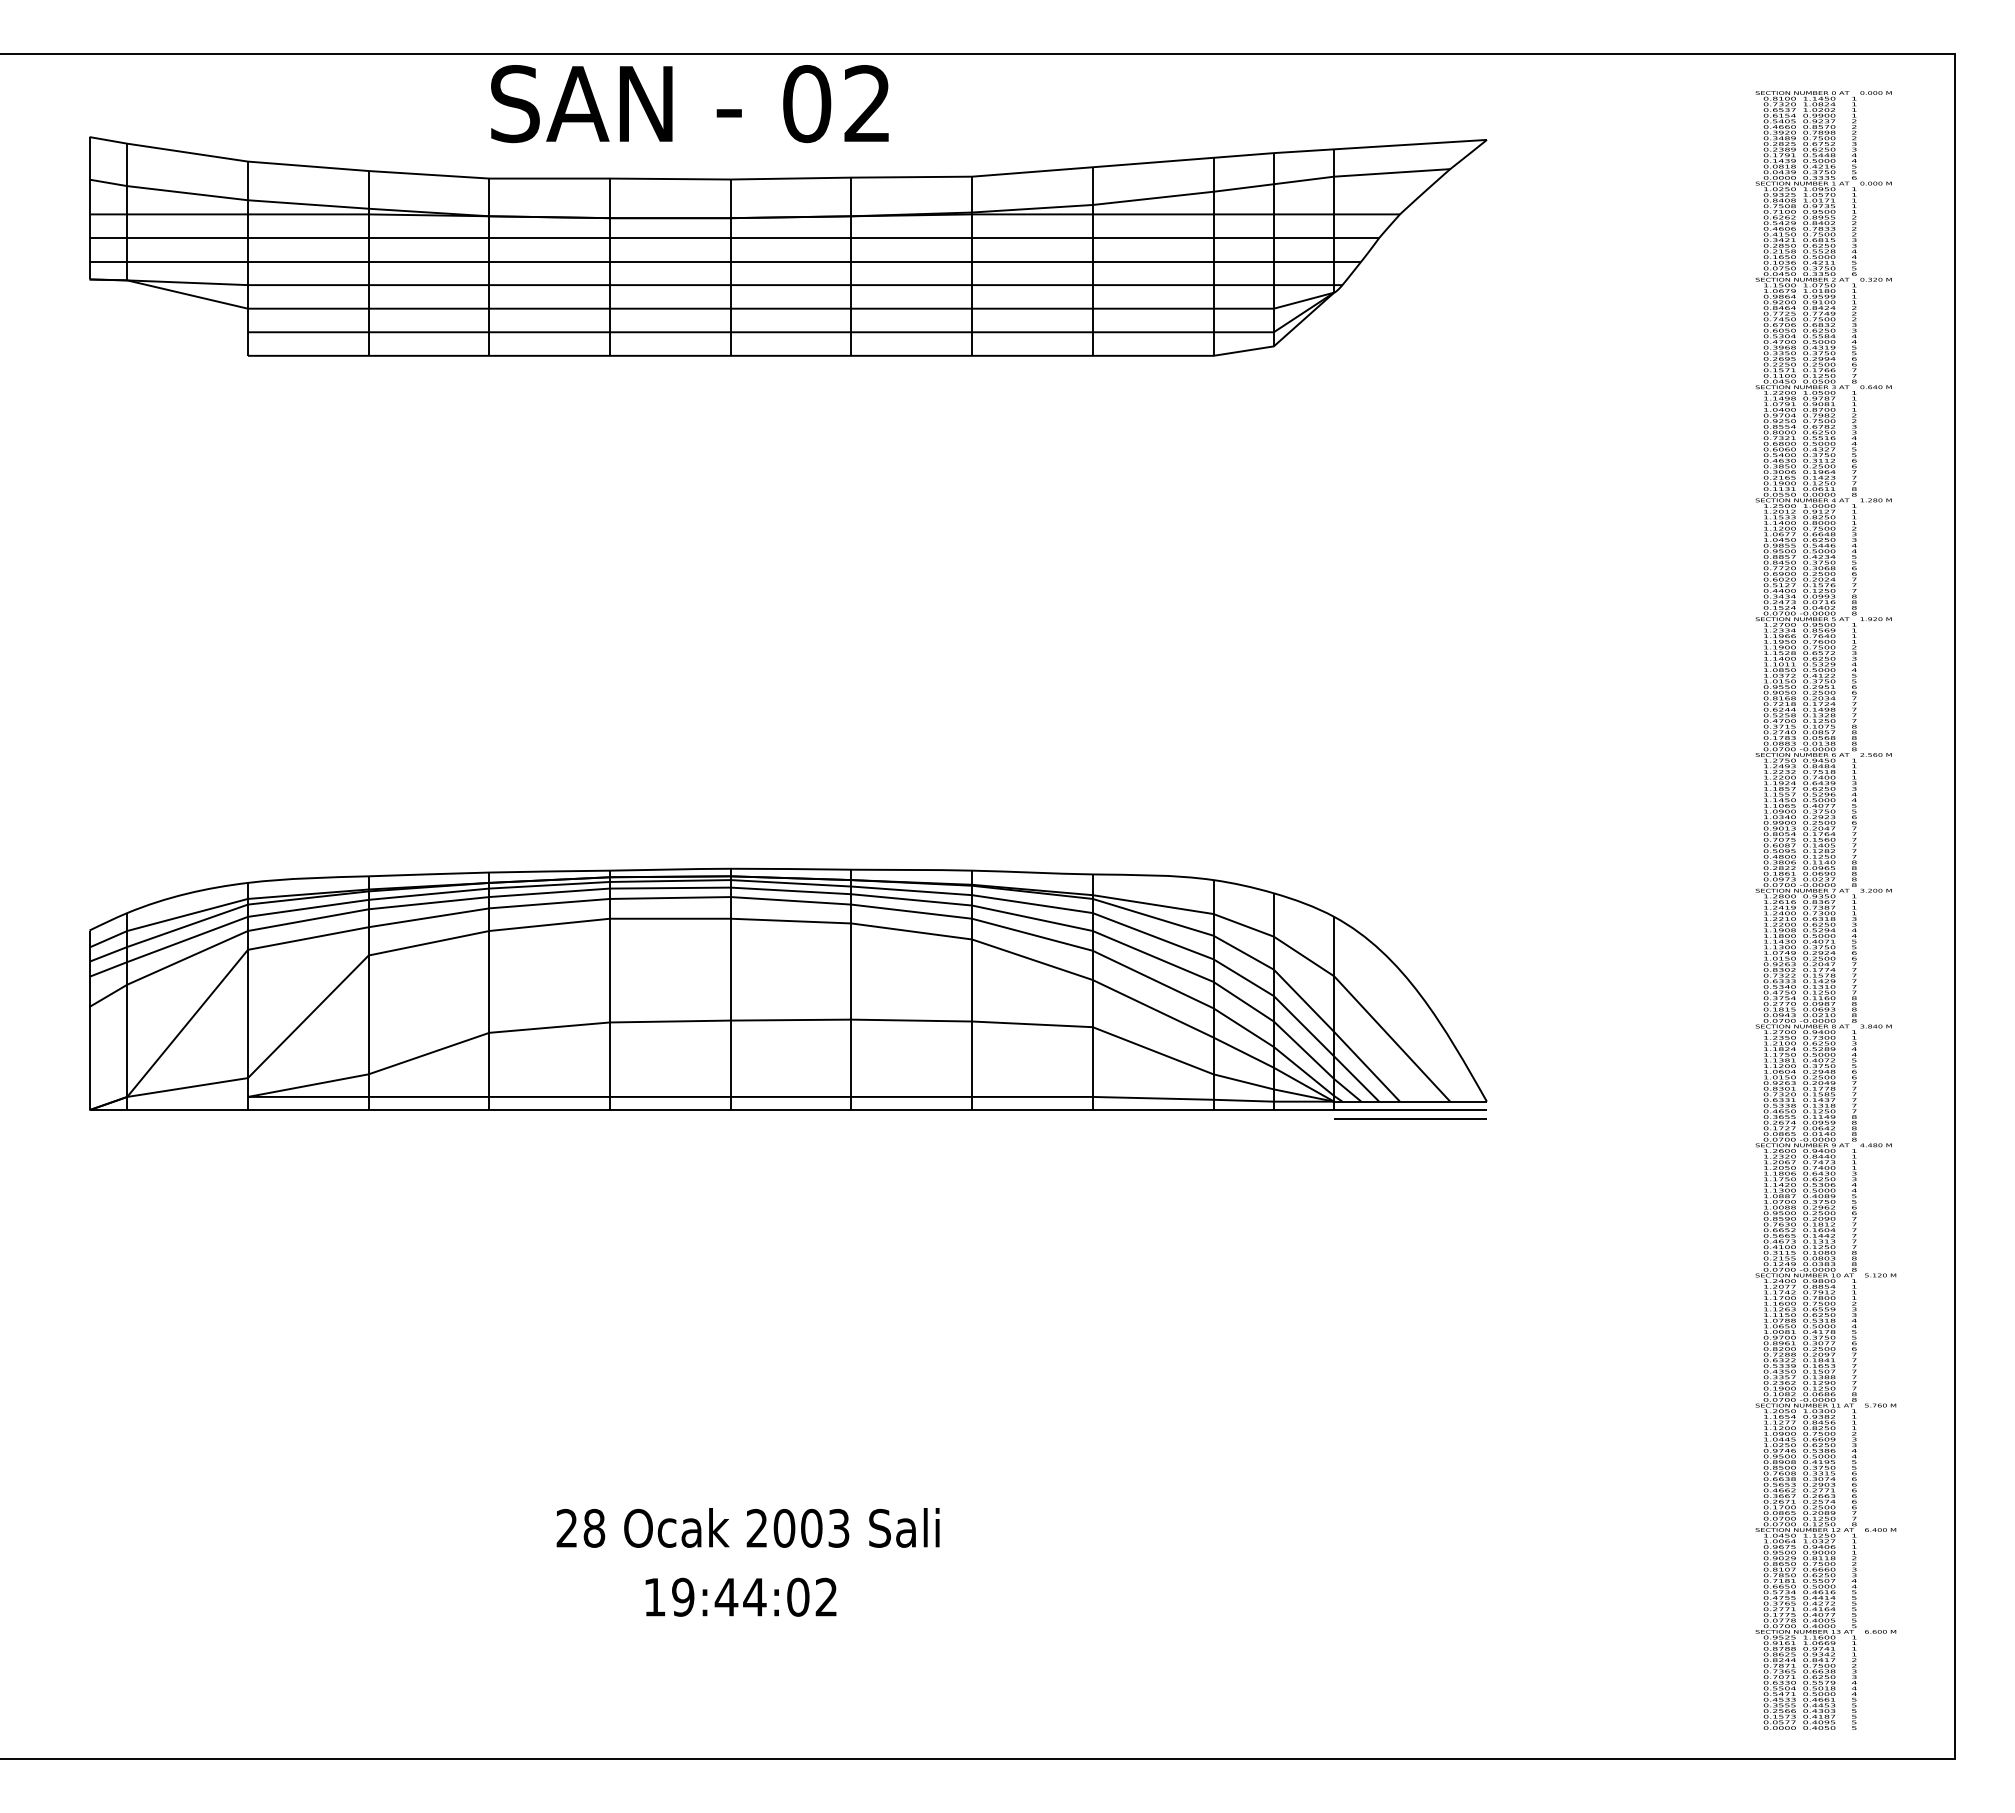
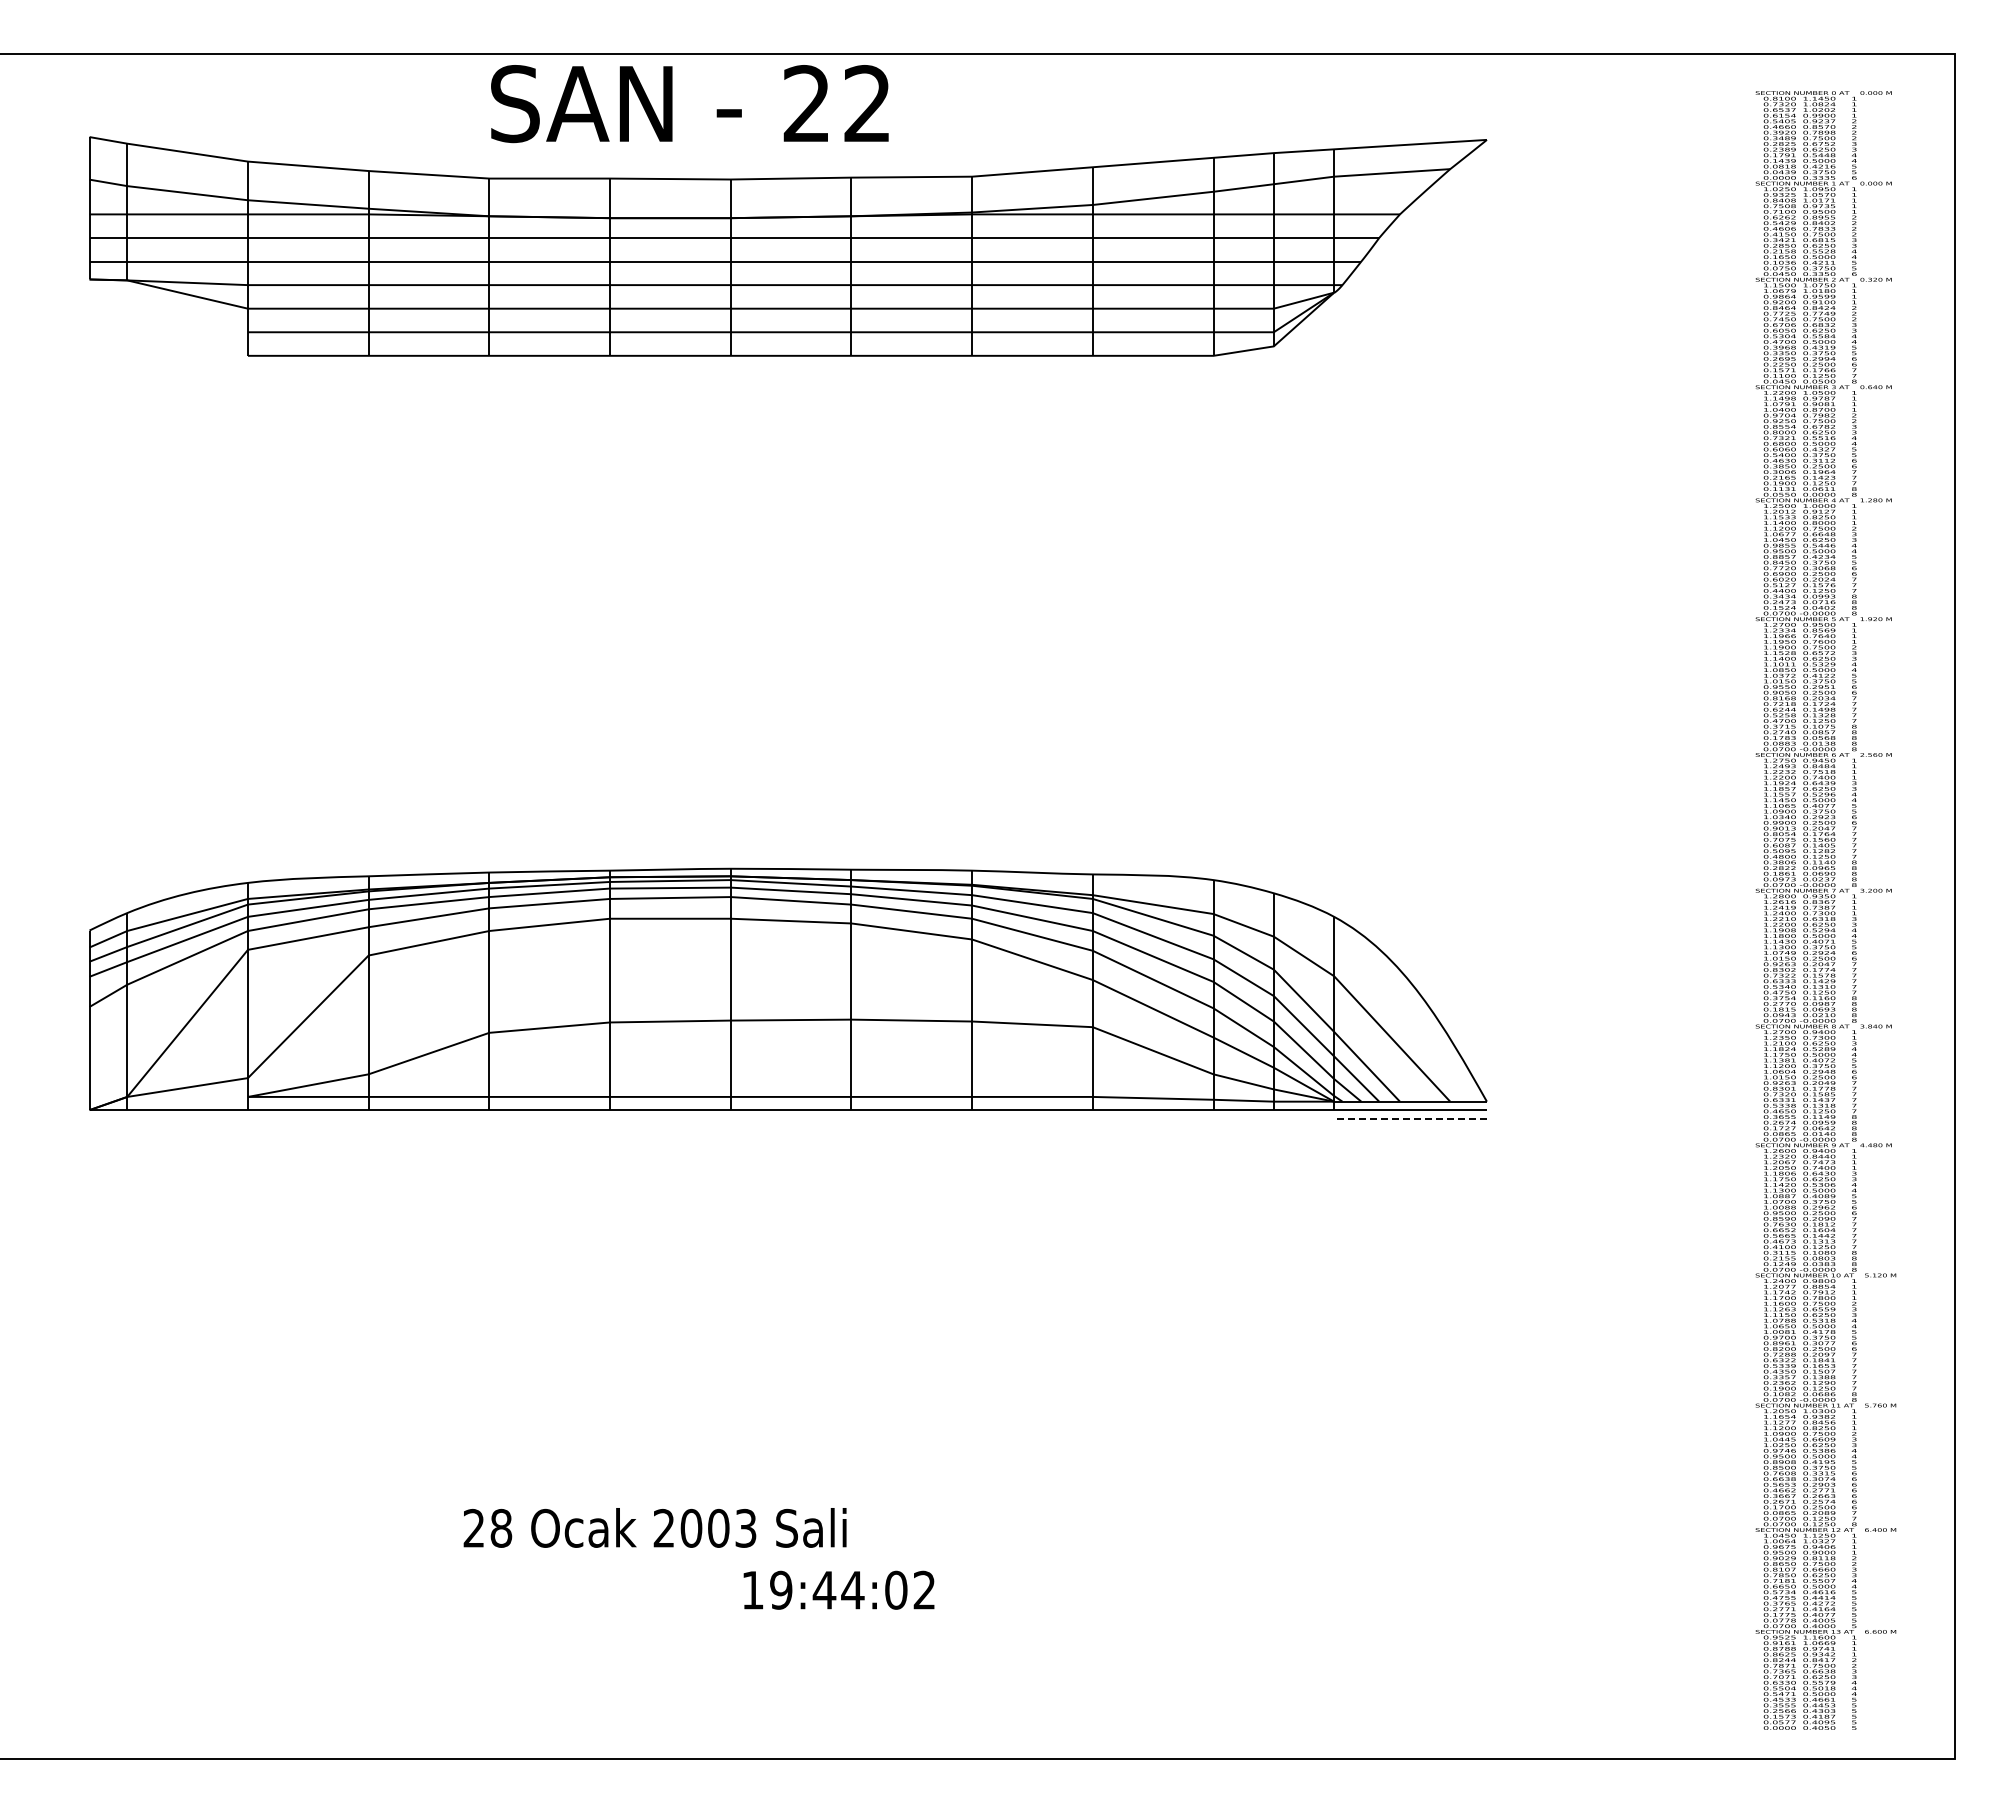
text: 02 -> 22 (807, 104)
line: solid -> dashed (1410, 1118)
text position: (747, 1527) -> (654, 1527) (654, 1527)
text position: (740, 1596) -> (838, 1589) (838, 1589)
